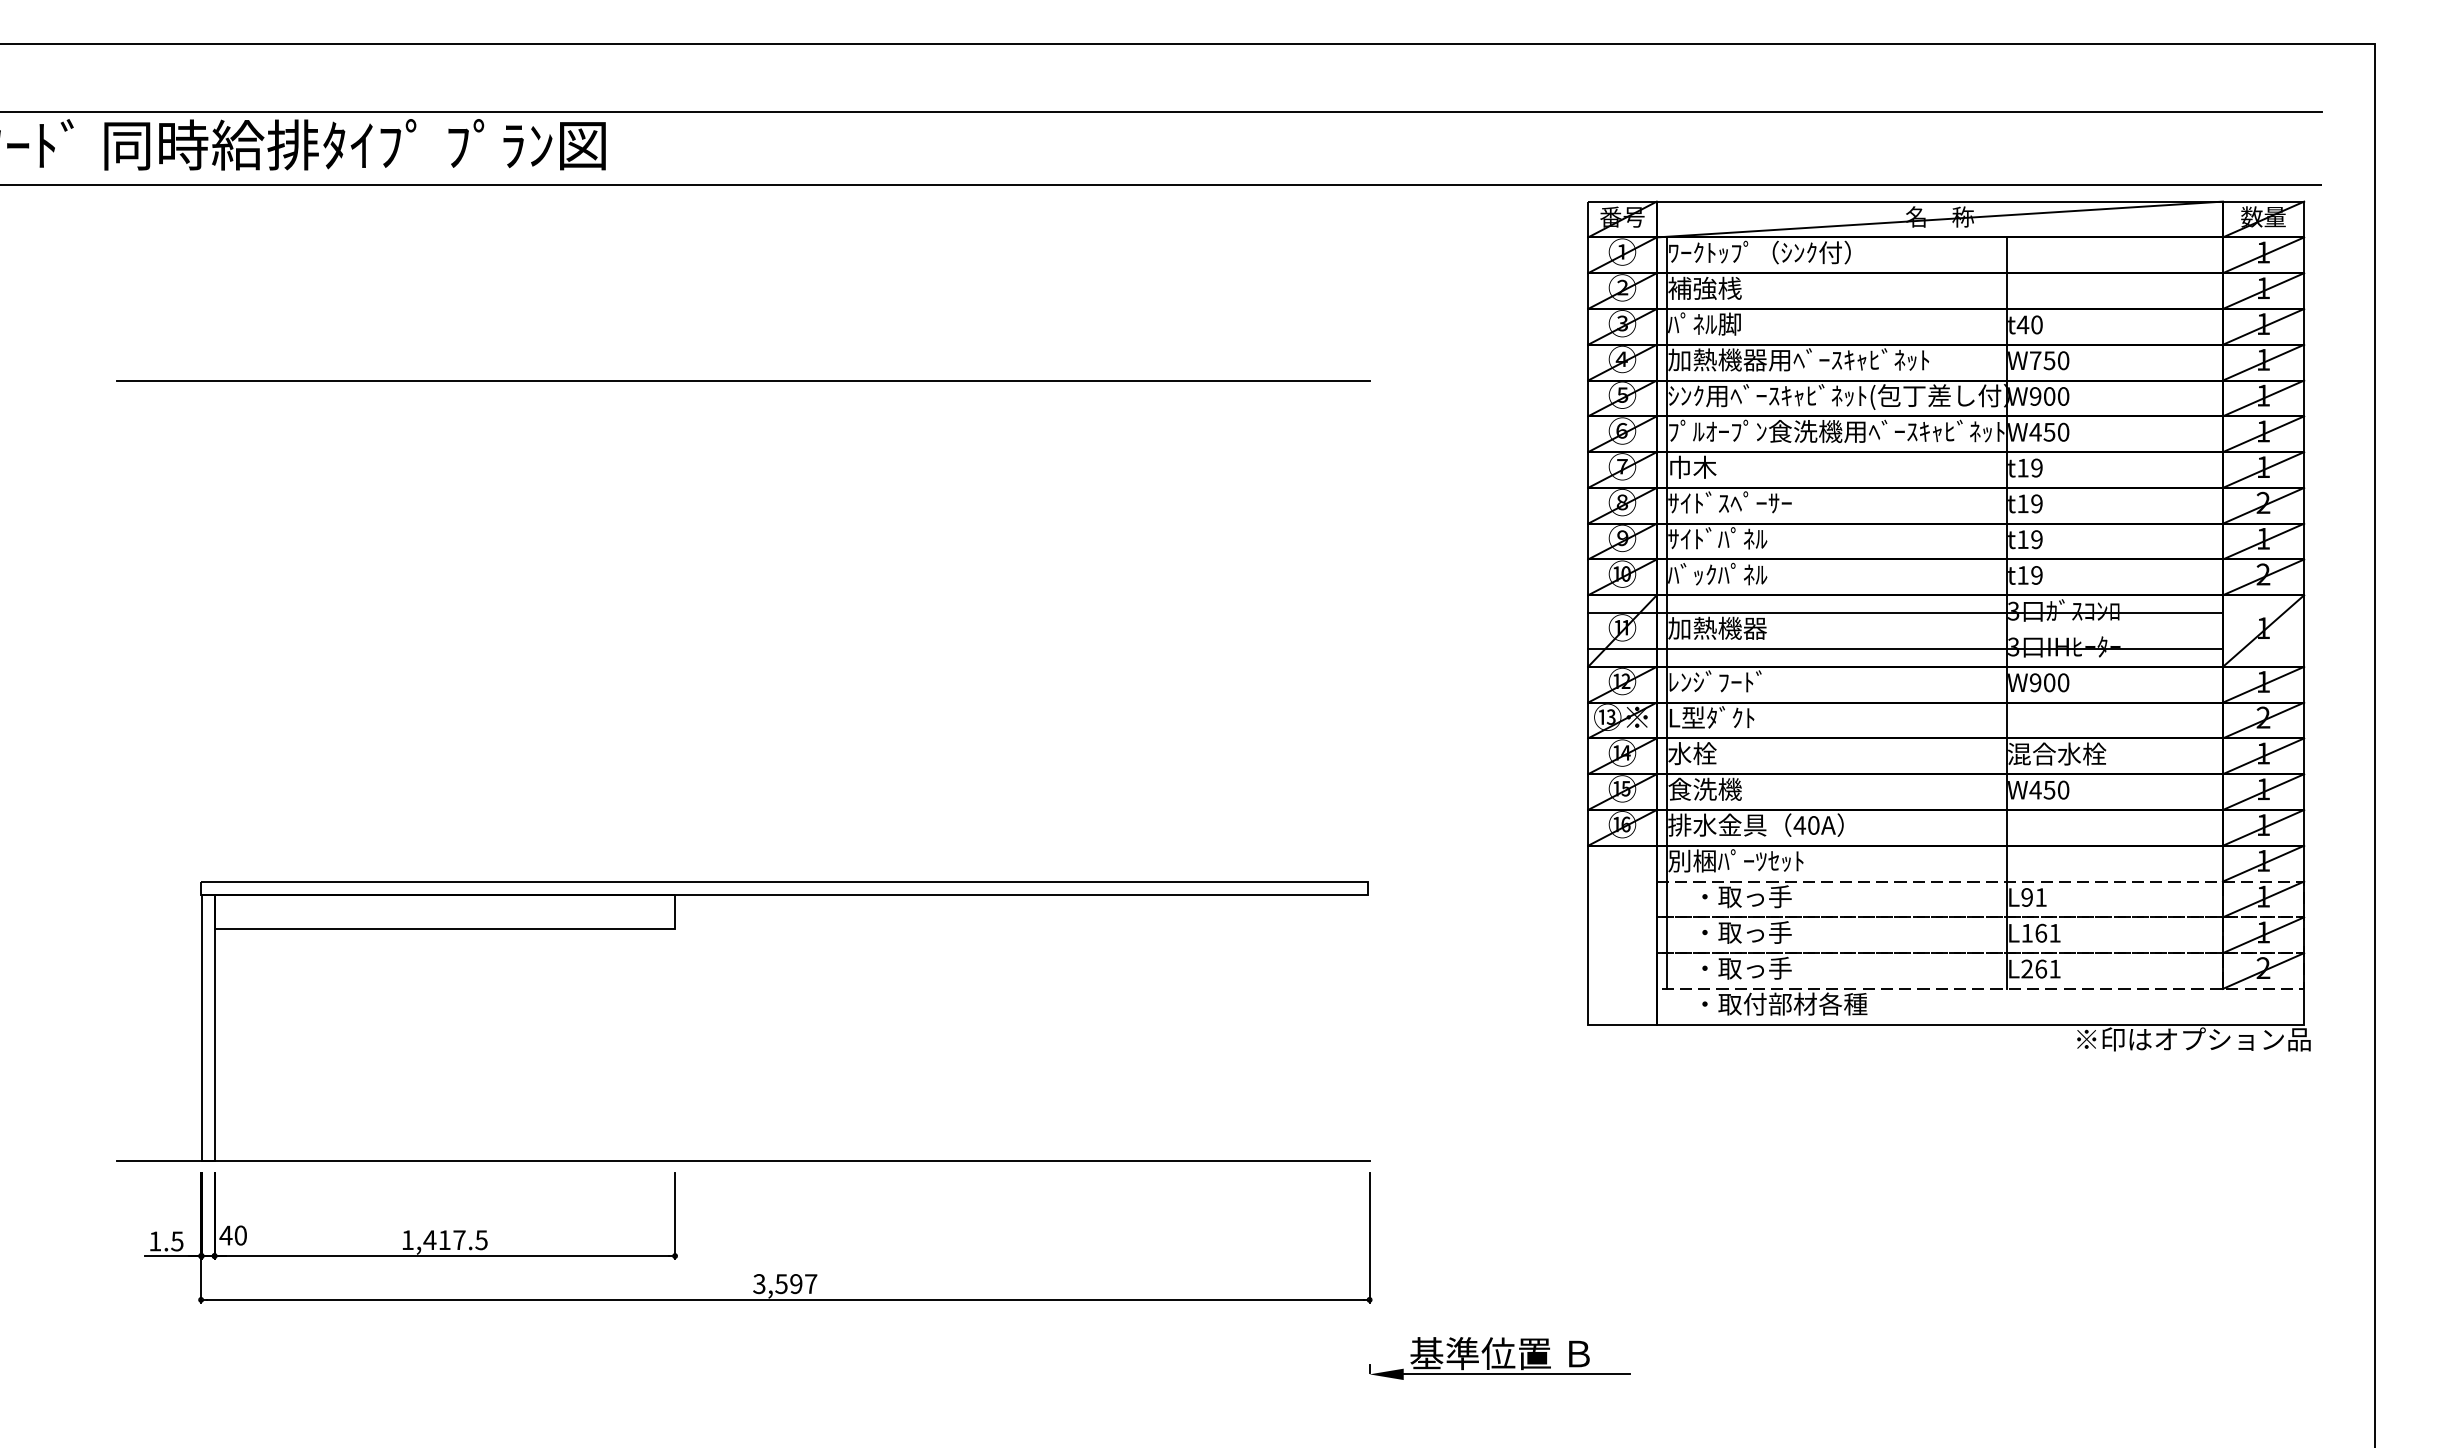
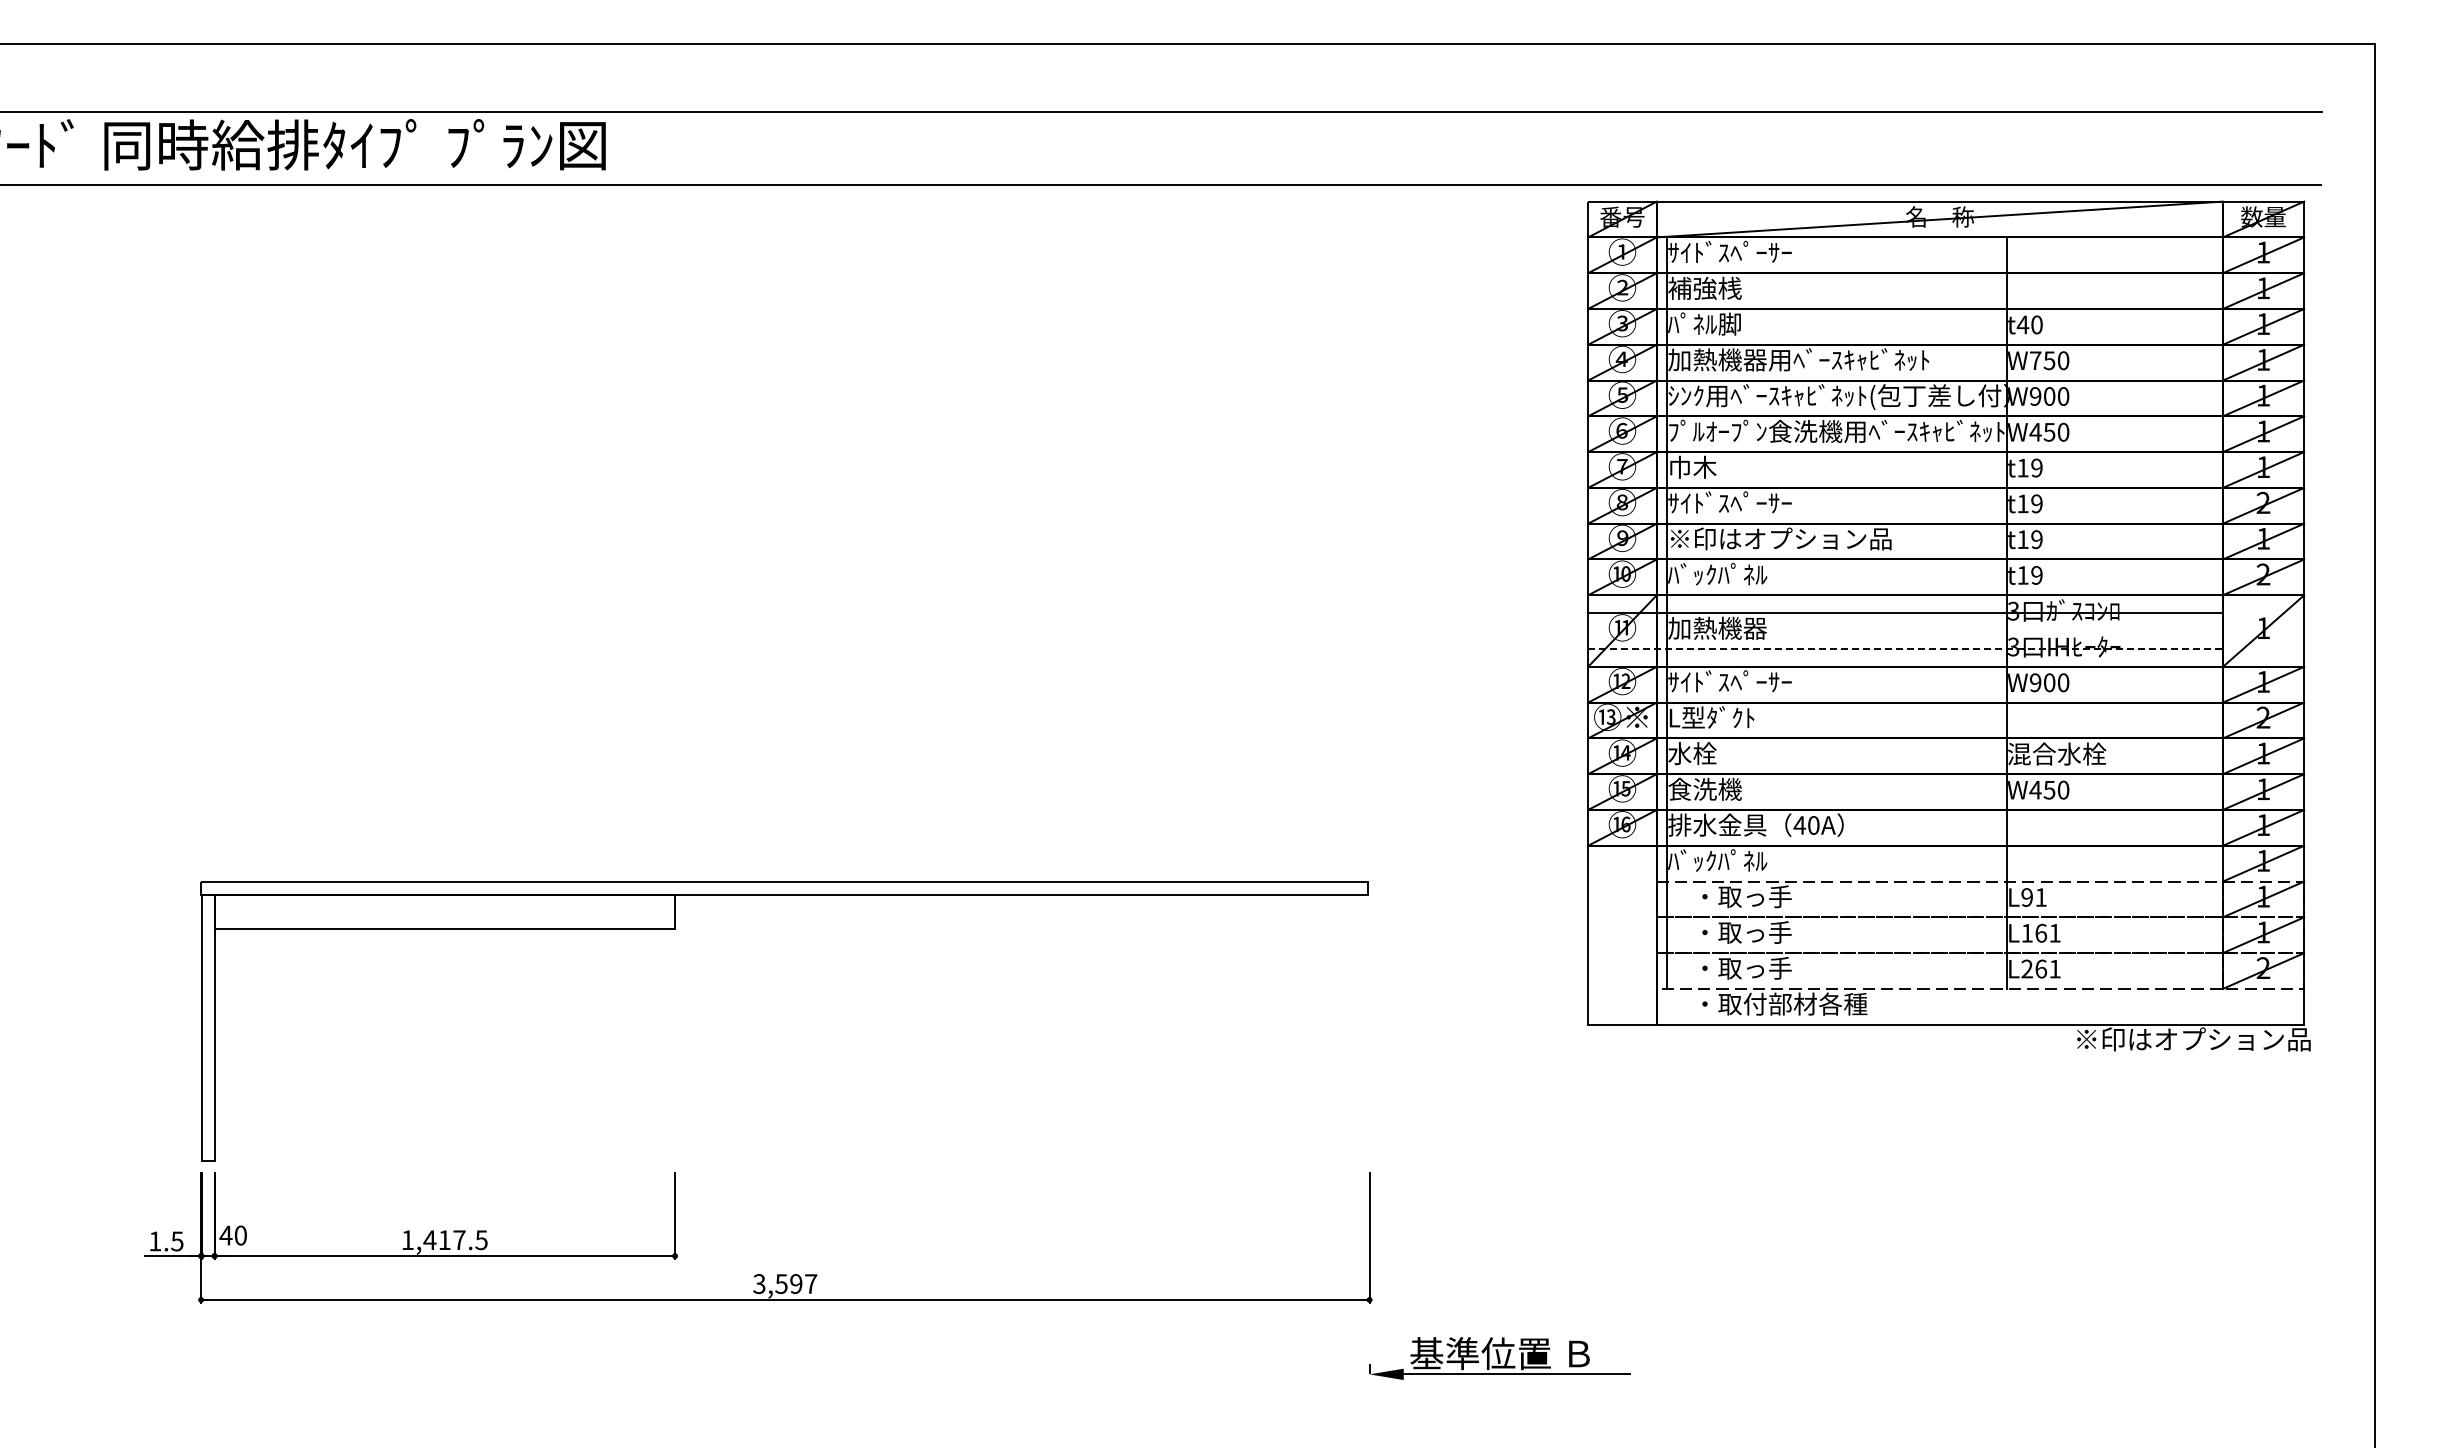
text: ﾜｰｸﾄｯﾌﾟ（ｼﾝｸ付） -> ｻｲﾄﾞｽﾍﾟｰｻｰ (1759, 252)
line: present -> none (743, 381)
text: ｻｲﾄﾞﾊﾟﾈﾙ -> ※印はオプション品 (1779, 538)
line: solid -> dashed (1906, 648)
text: ﾚﾝｼﾞﾌｰﾄﾞ -> ｻｲﾄﾞｽﾍﾟｰｻｰ (1729, 681)
text: 別梱ﾊﾟｰﾂｾｯﾄ -> ﾊﾞｯｸﾊﾟﾈﾙ (1735, 860)
line: present -> none (743, 1160)
